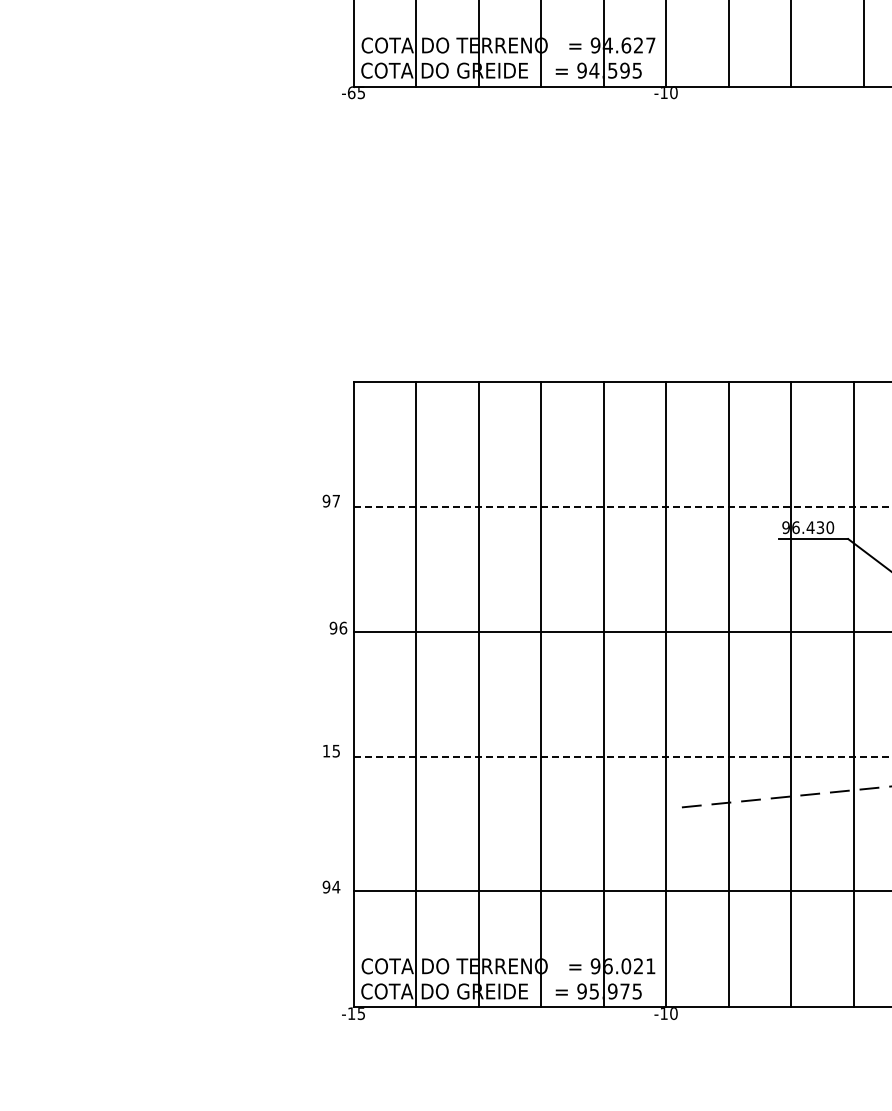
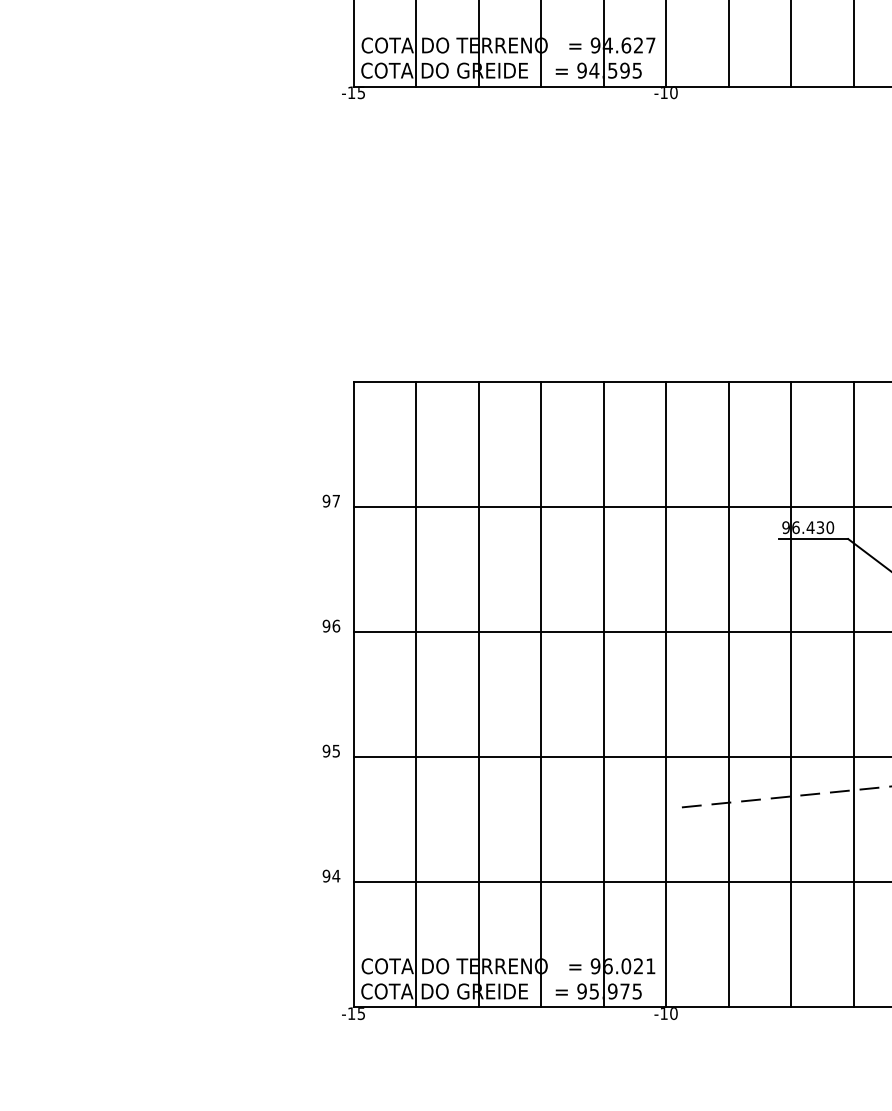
line position: (863, 44) -> (853, 44) (853, 44)
text: -65 -> -15 (351, 92)
line: dashed -> solid (622, 507)
text position: (338, 627) -> (331, 625) (331, 625)
text: 15 -> 95 (326, 750)
line: dashed -> solid (622, 757)
text position: (331, 886) -> (331, 875) (331, 875)
line position: (620, 891) -> (620, 882) (620, 882)
